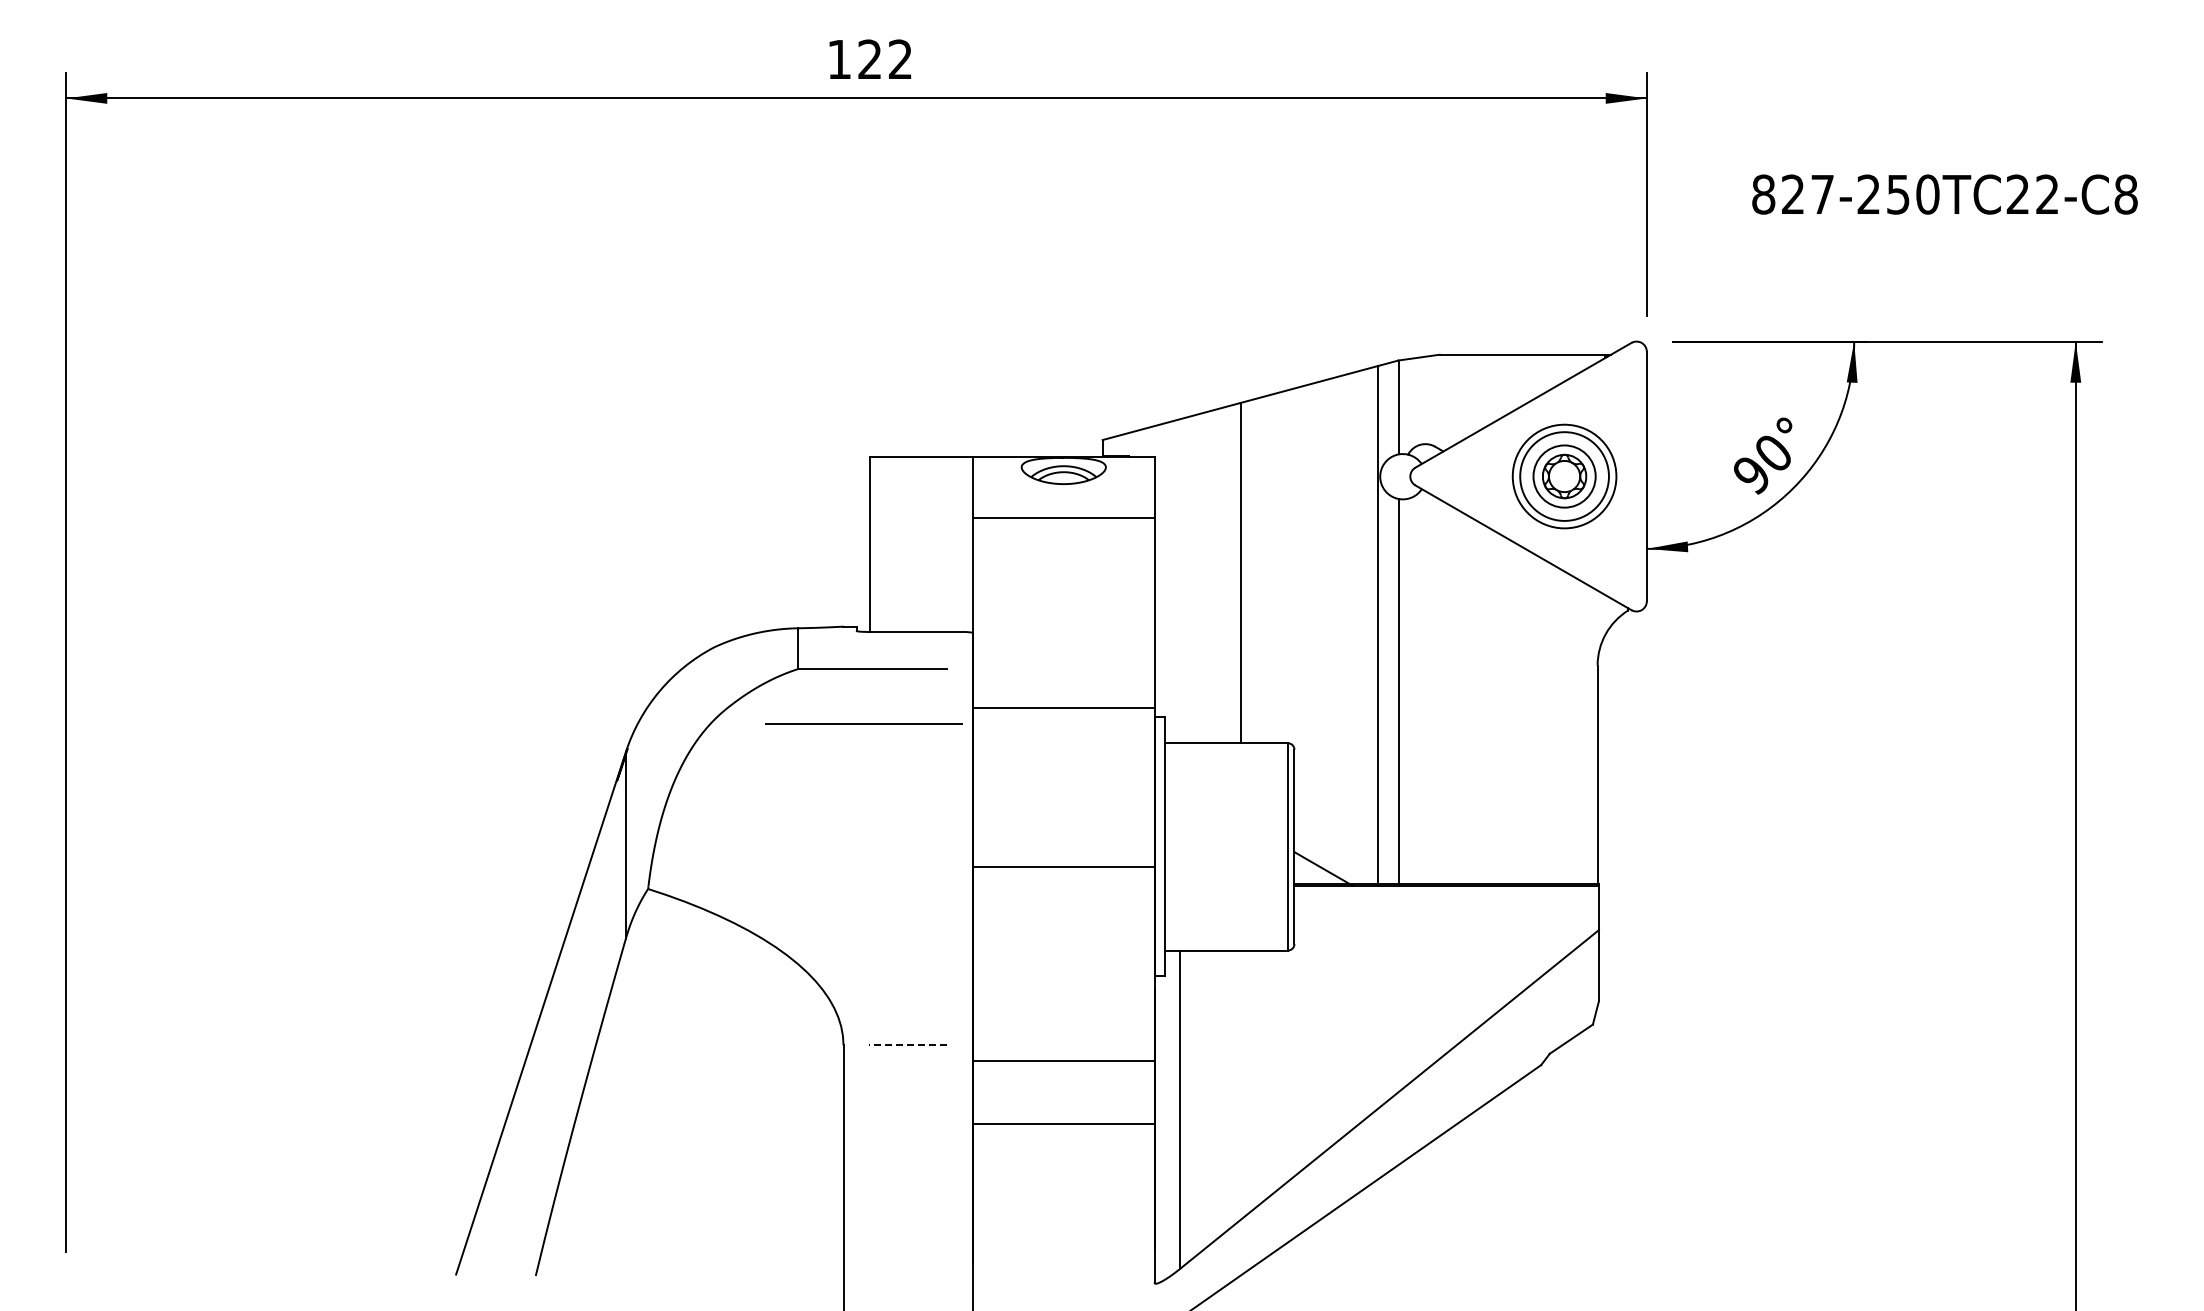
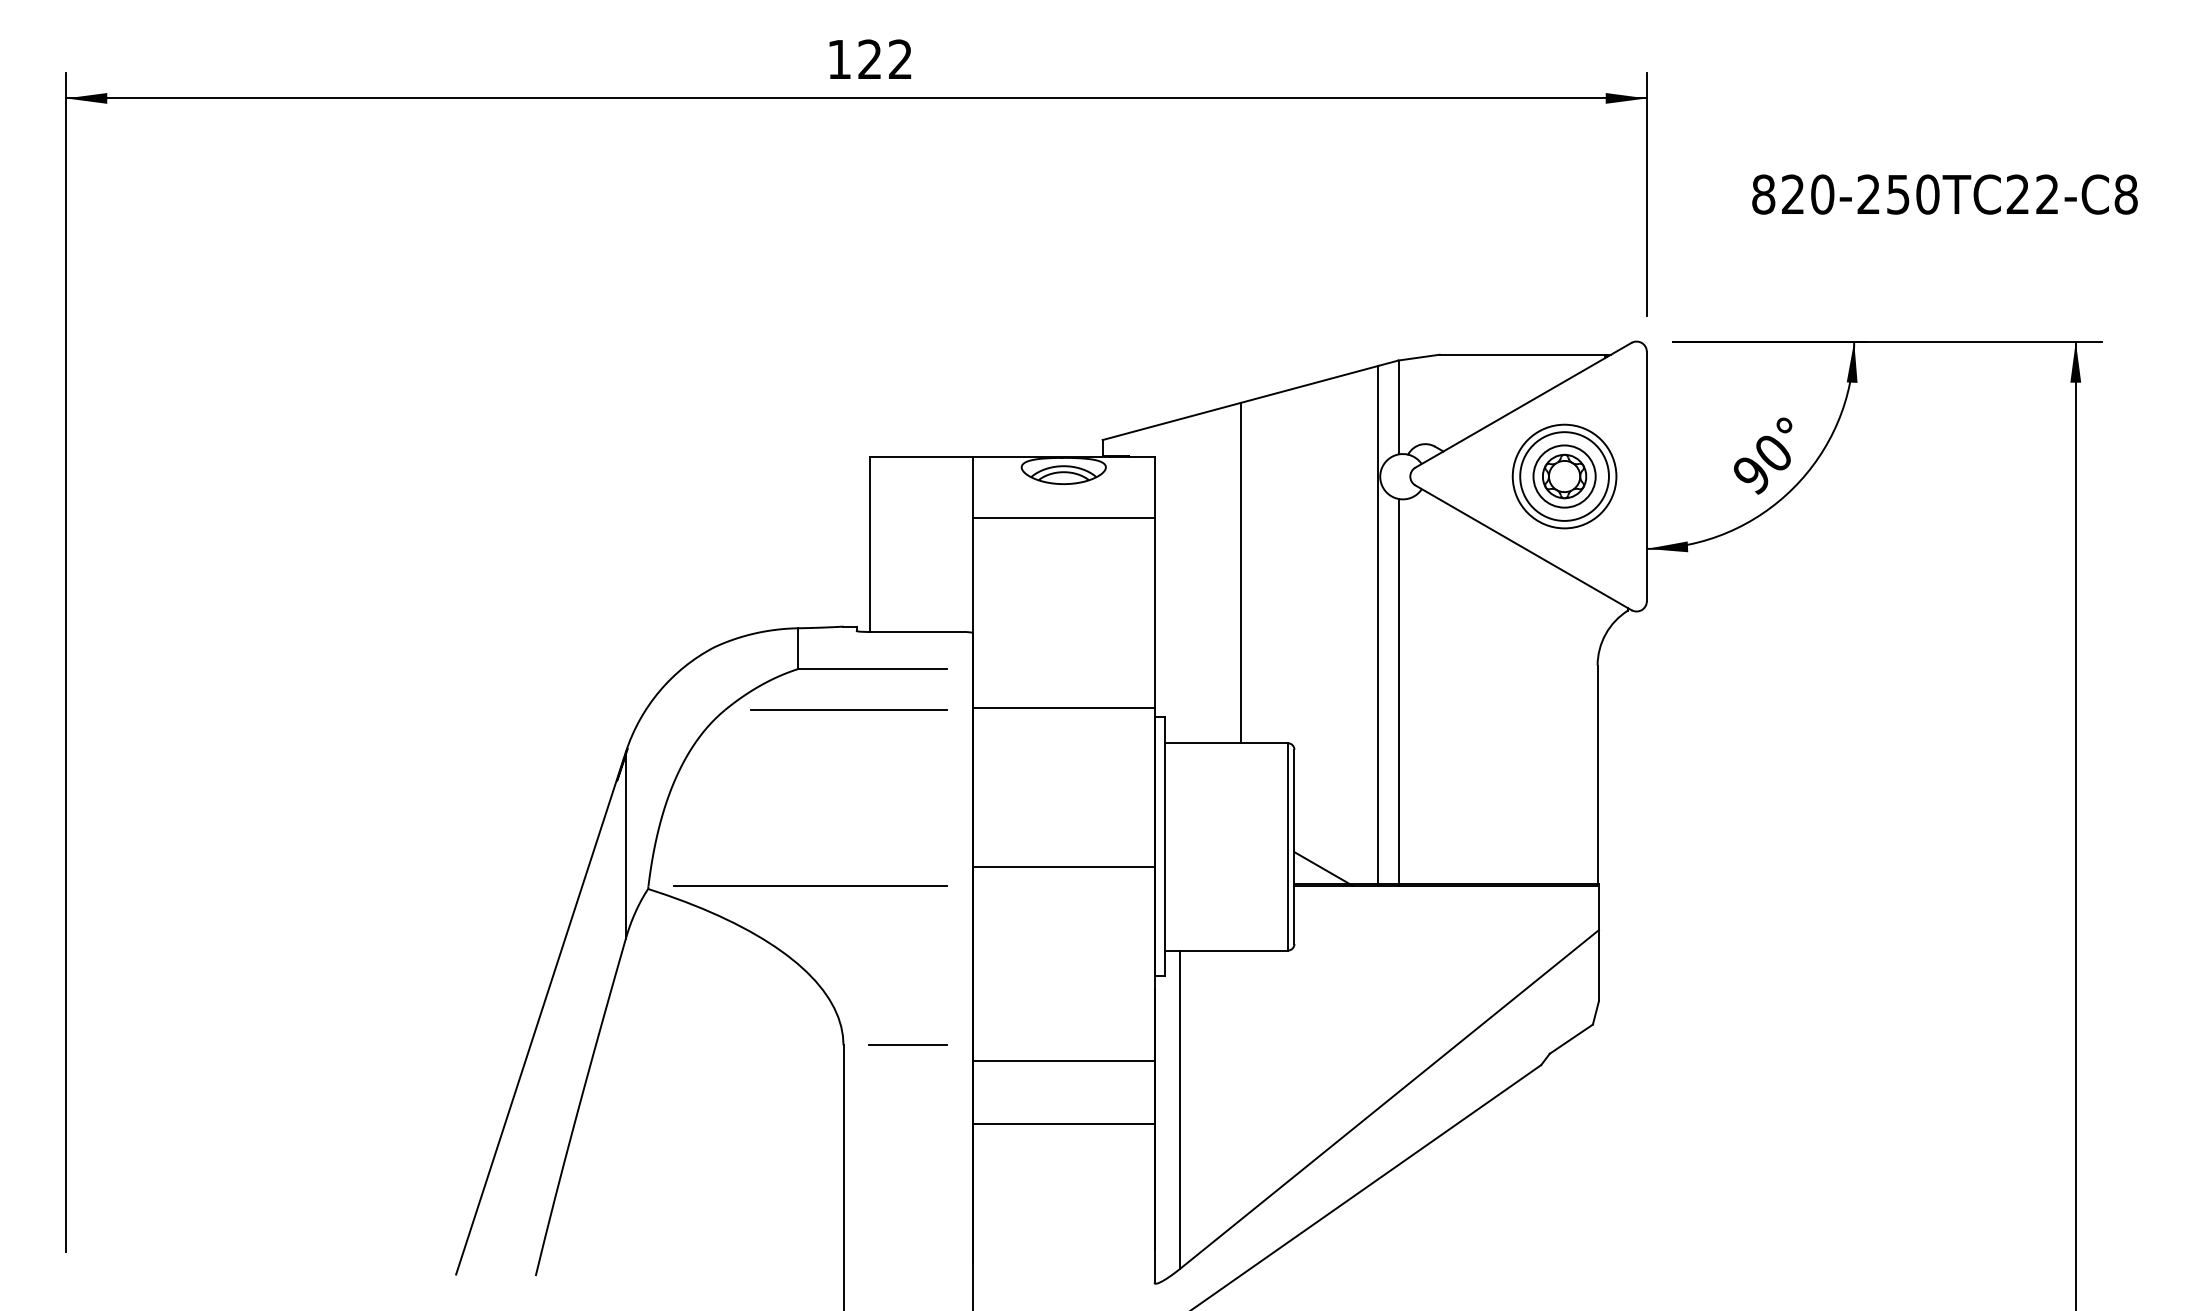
text: 827-250TC22-C8 -> 820-250TC22-C8 (1822, 194)
line position: (863, 723) -> (848, 709) (848, 709)
line: none -> present (810, 886)
line: dashed -> solid (908, 1045)
